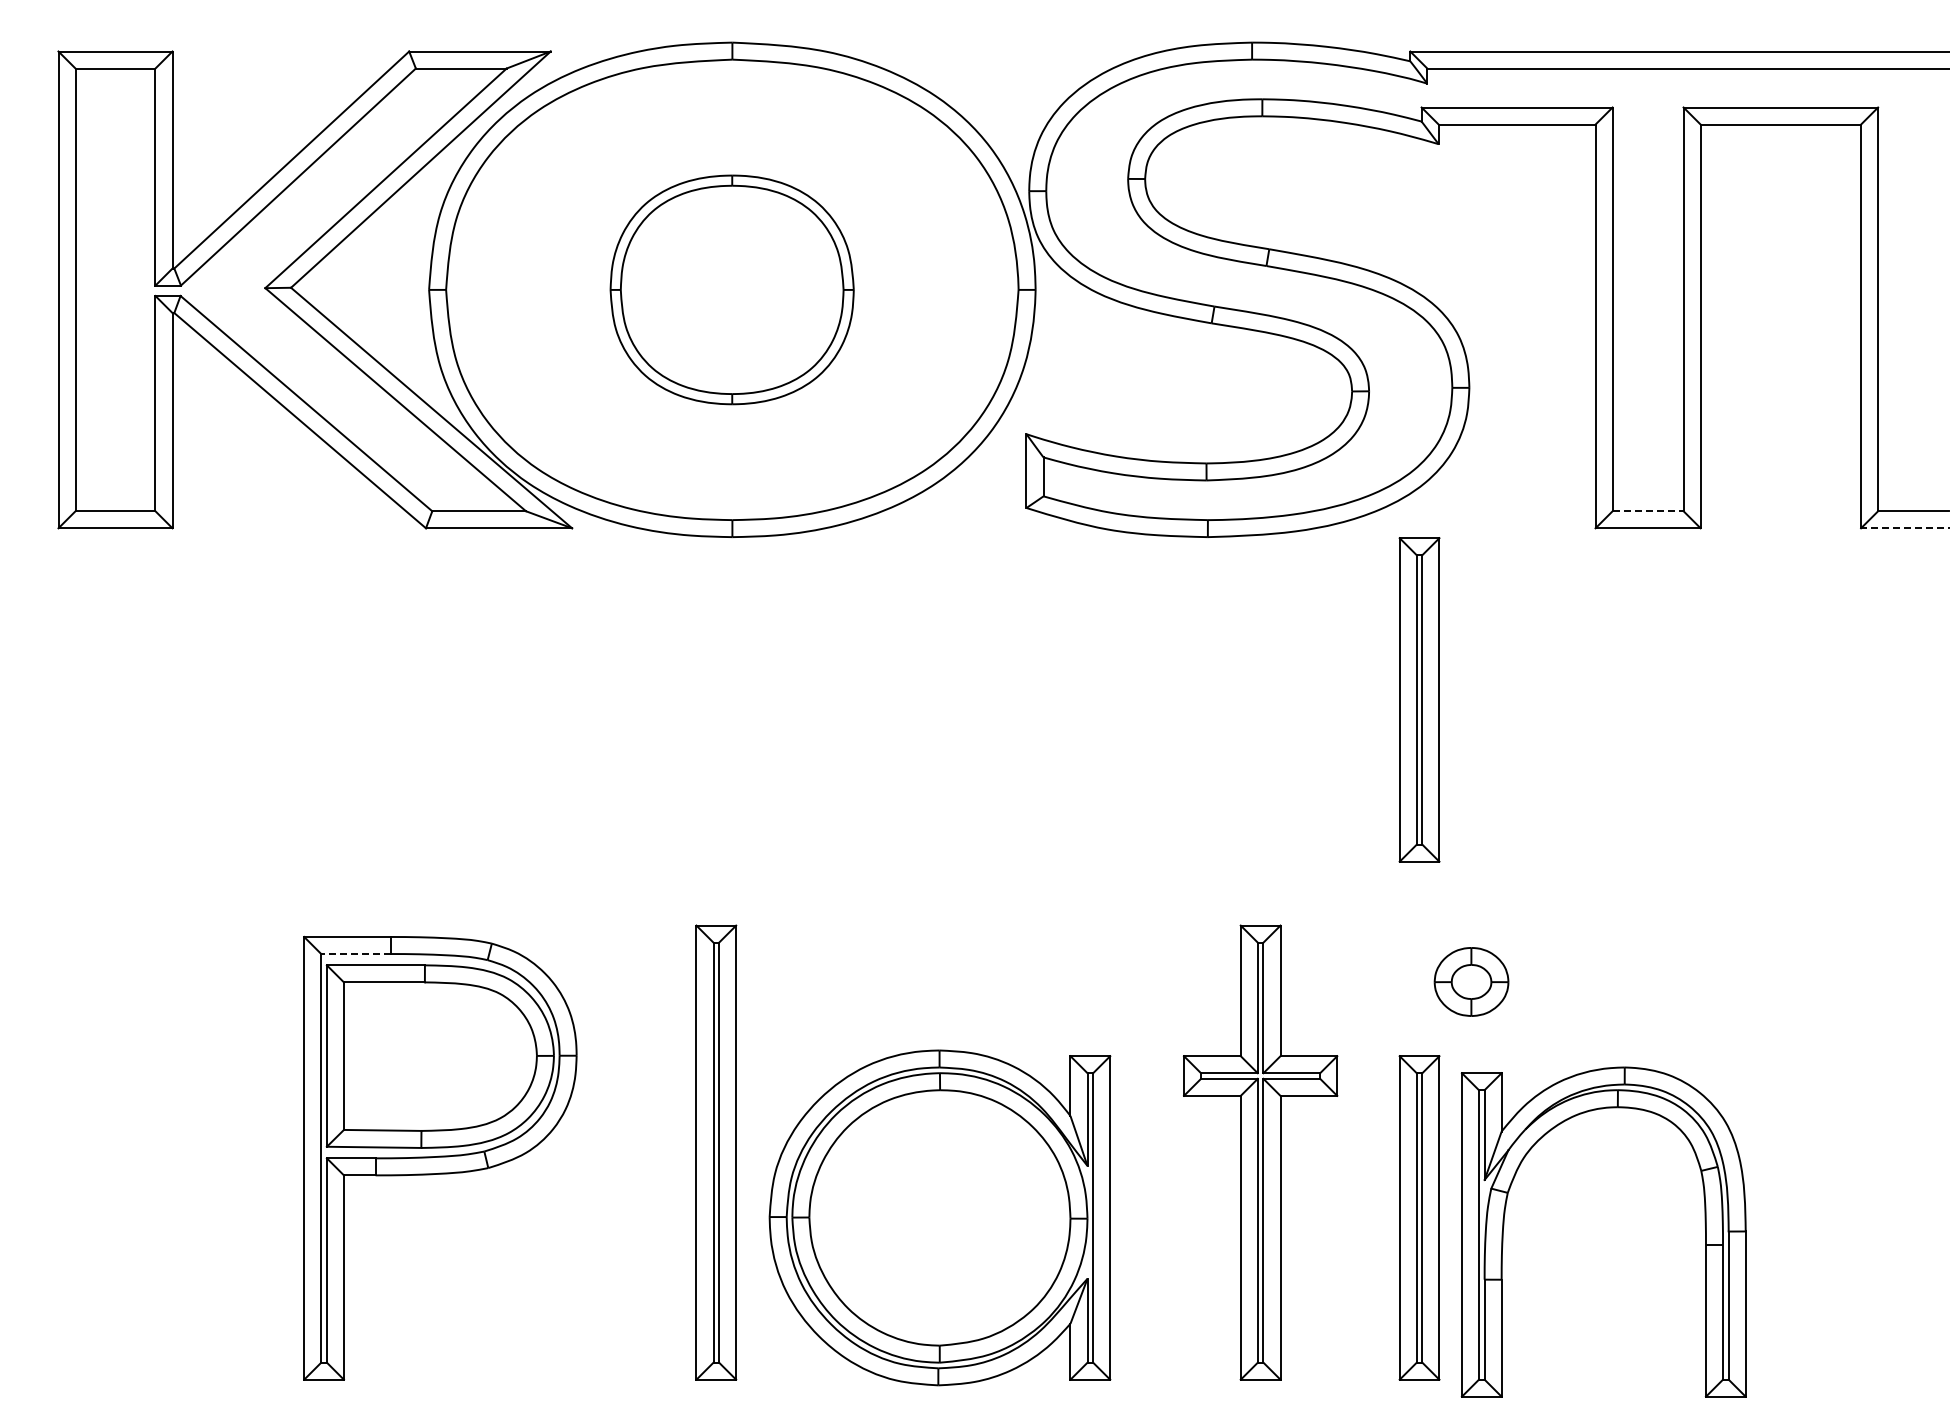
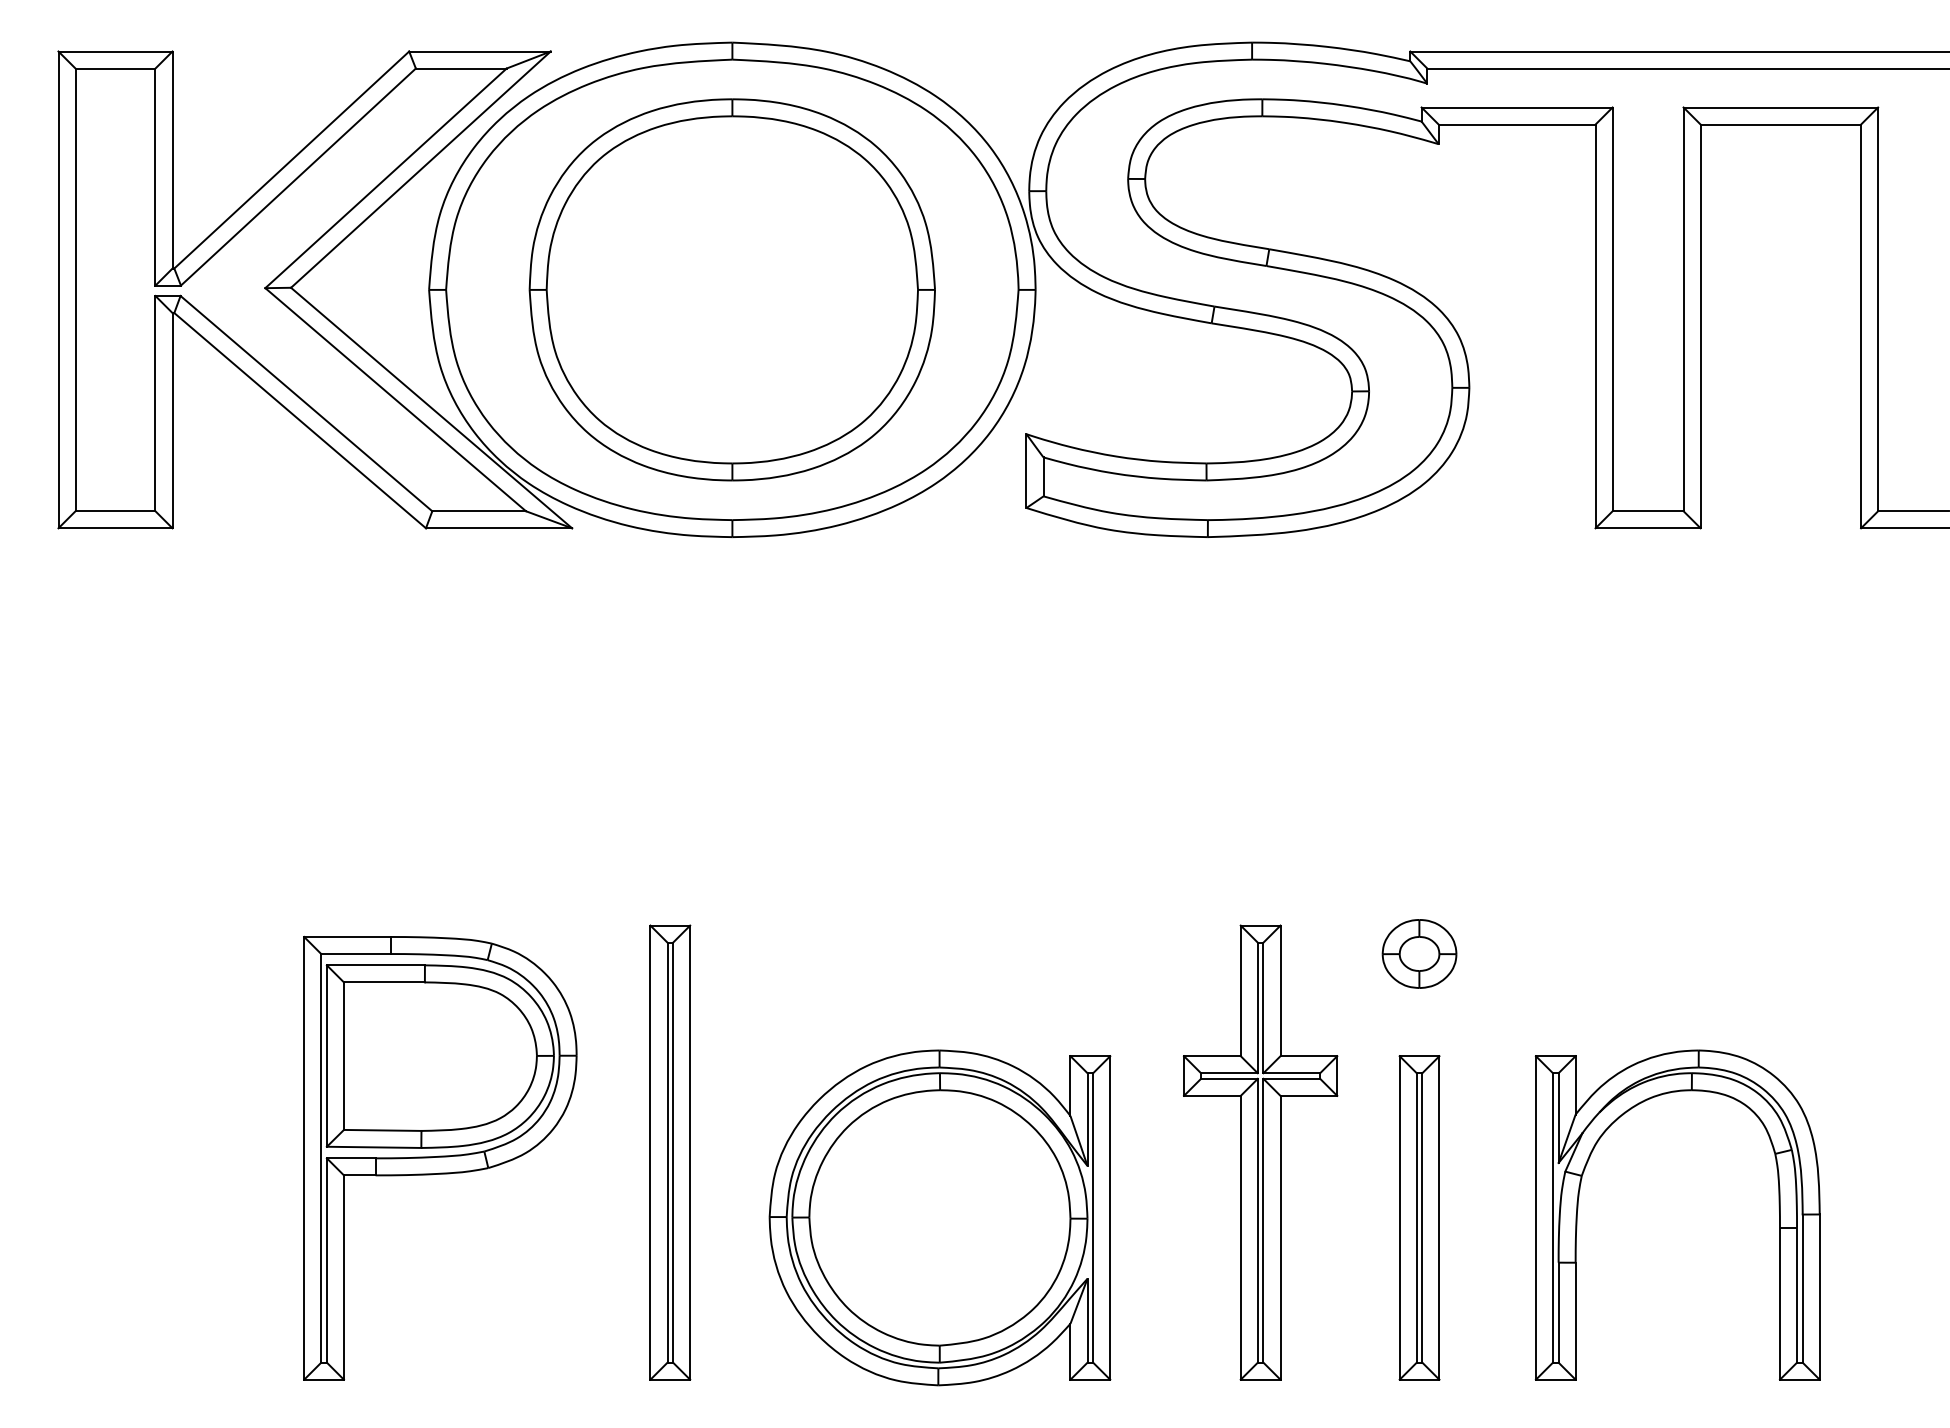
part size: 246x232 px -> 408x384 px (731, 289)
line: dashed -> solid (1648, 511)
line: dashed -> solid (1904, 528)
part: present -> none (1419, 699)
line: dashed -> solid (356, 954)
part position: (1471, 981) -> (1419, 953) (1419, 953)
part position: (716, 1152) -> (670, 1152) (670, 1152)
part position: (1504, 1226) -> (1578, 1209) (1578, 1209)
